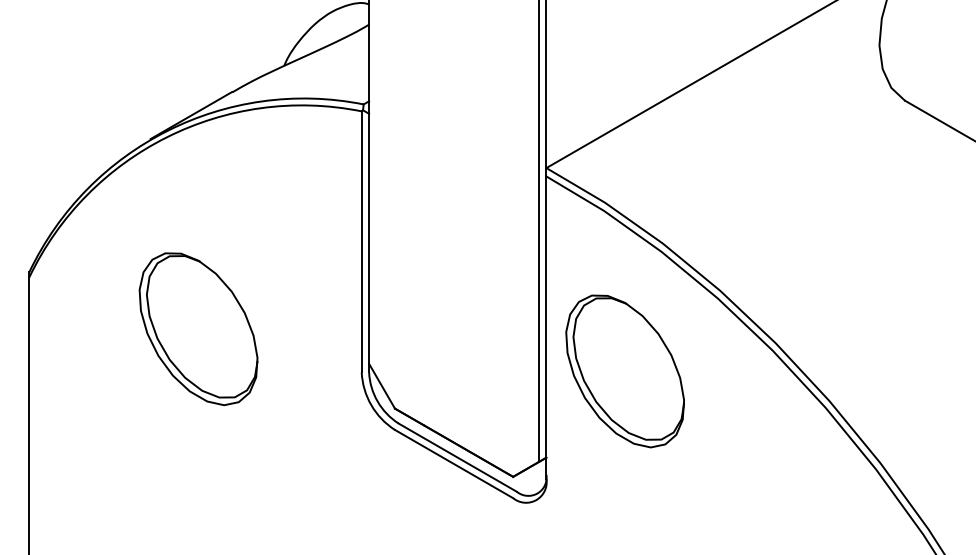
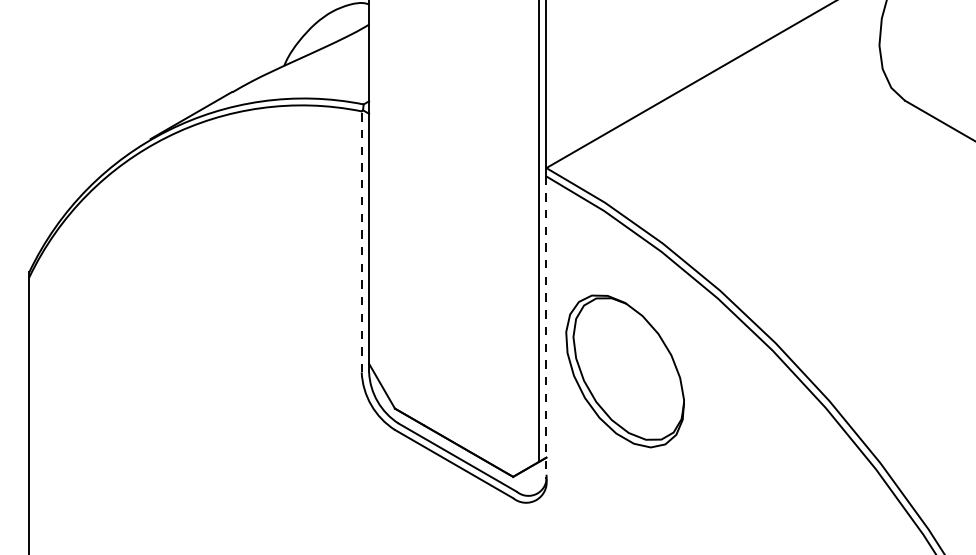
line: solid -> dashed (361, 241)
line: solid -> dashed (546, 328)
part: present -> none (198, 329)
